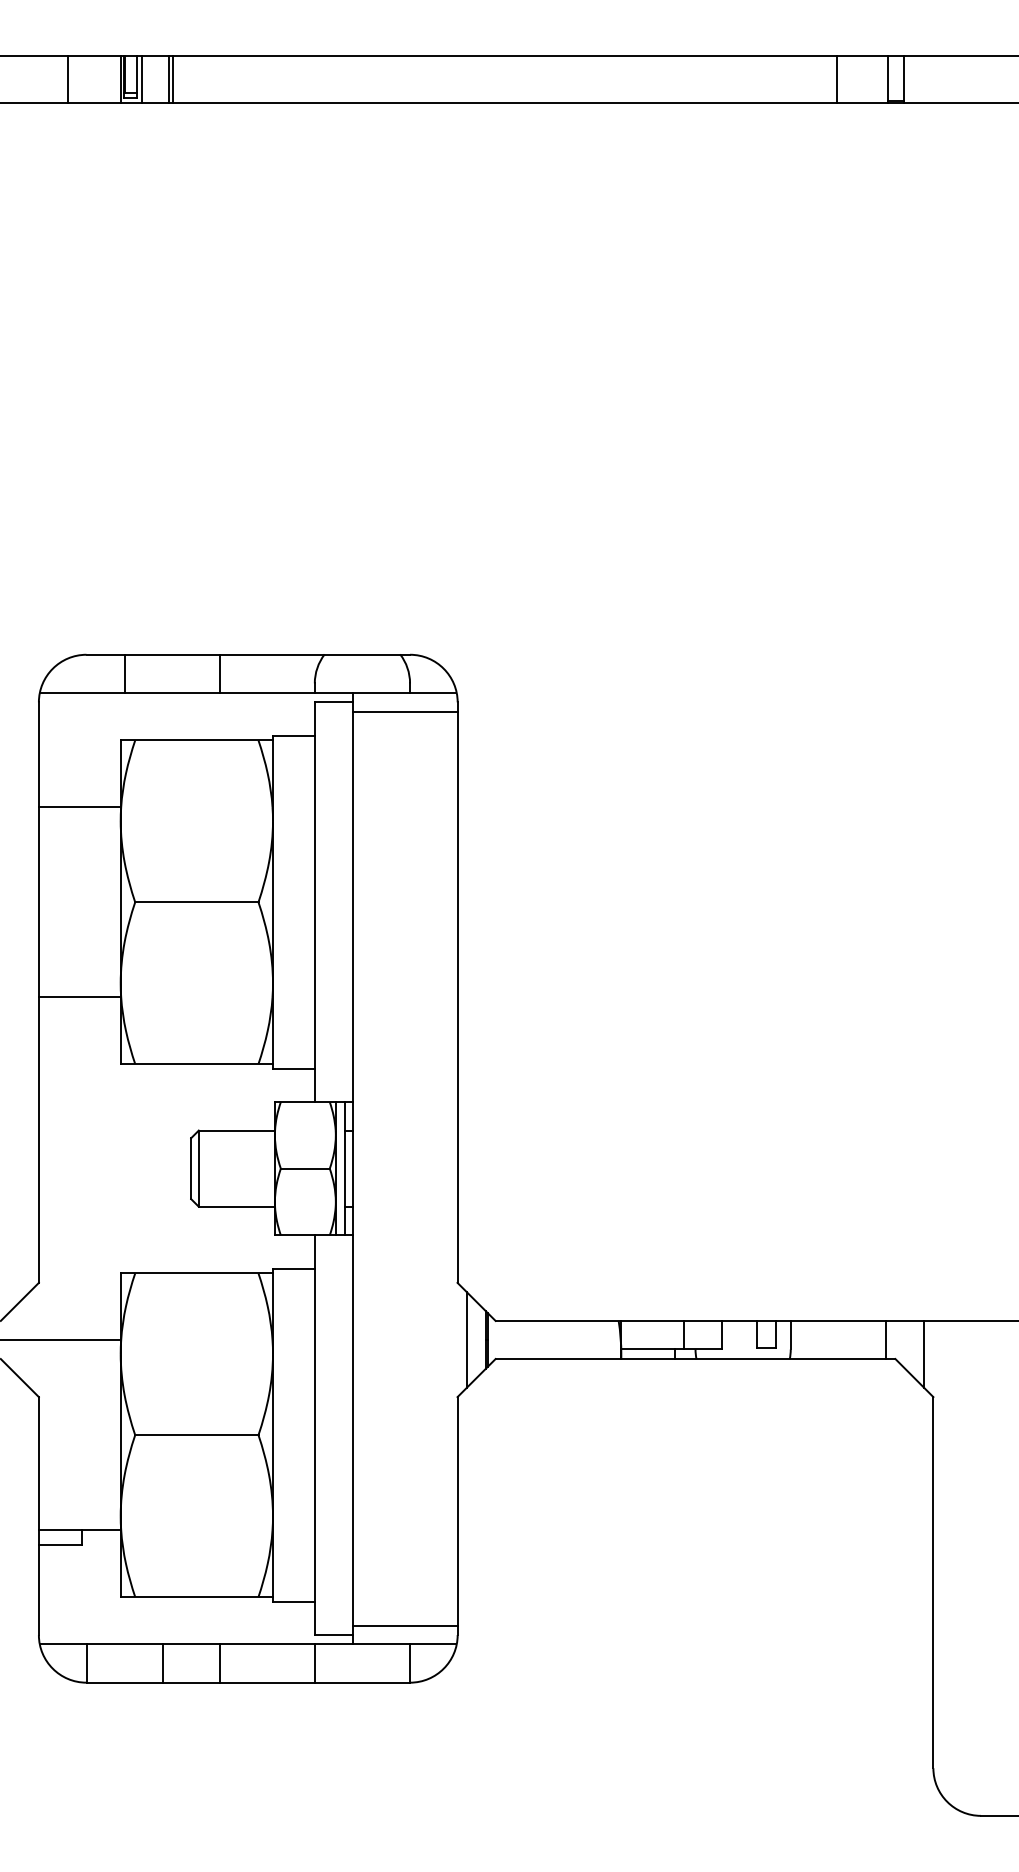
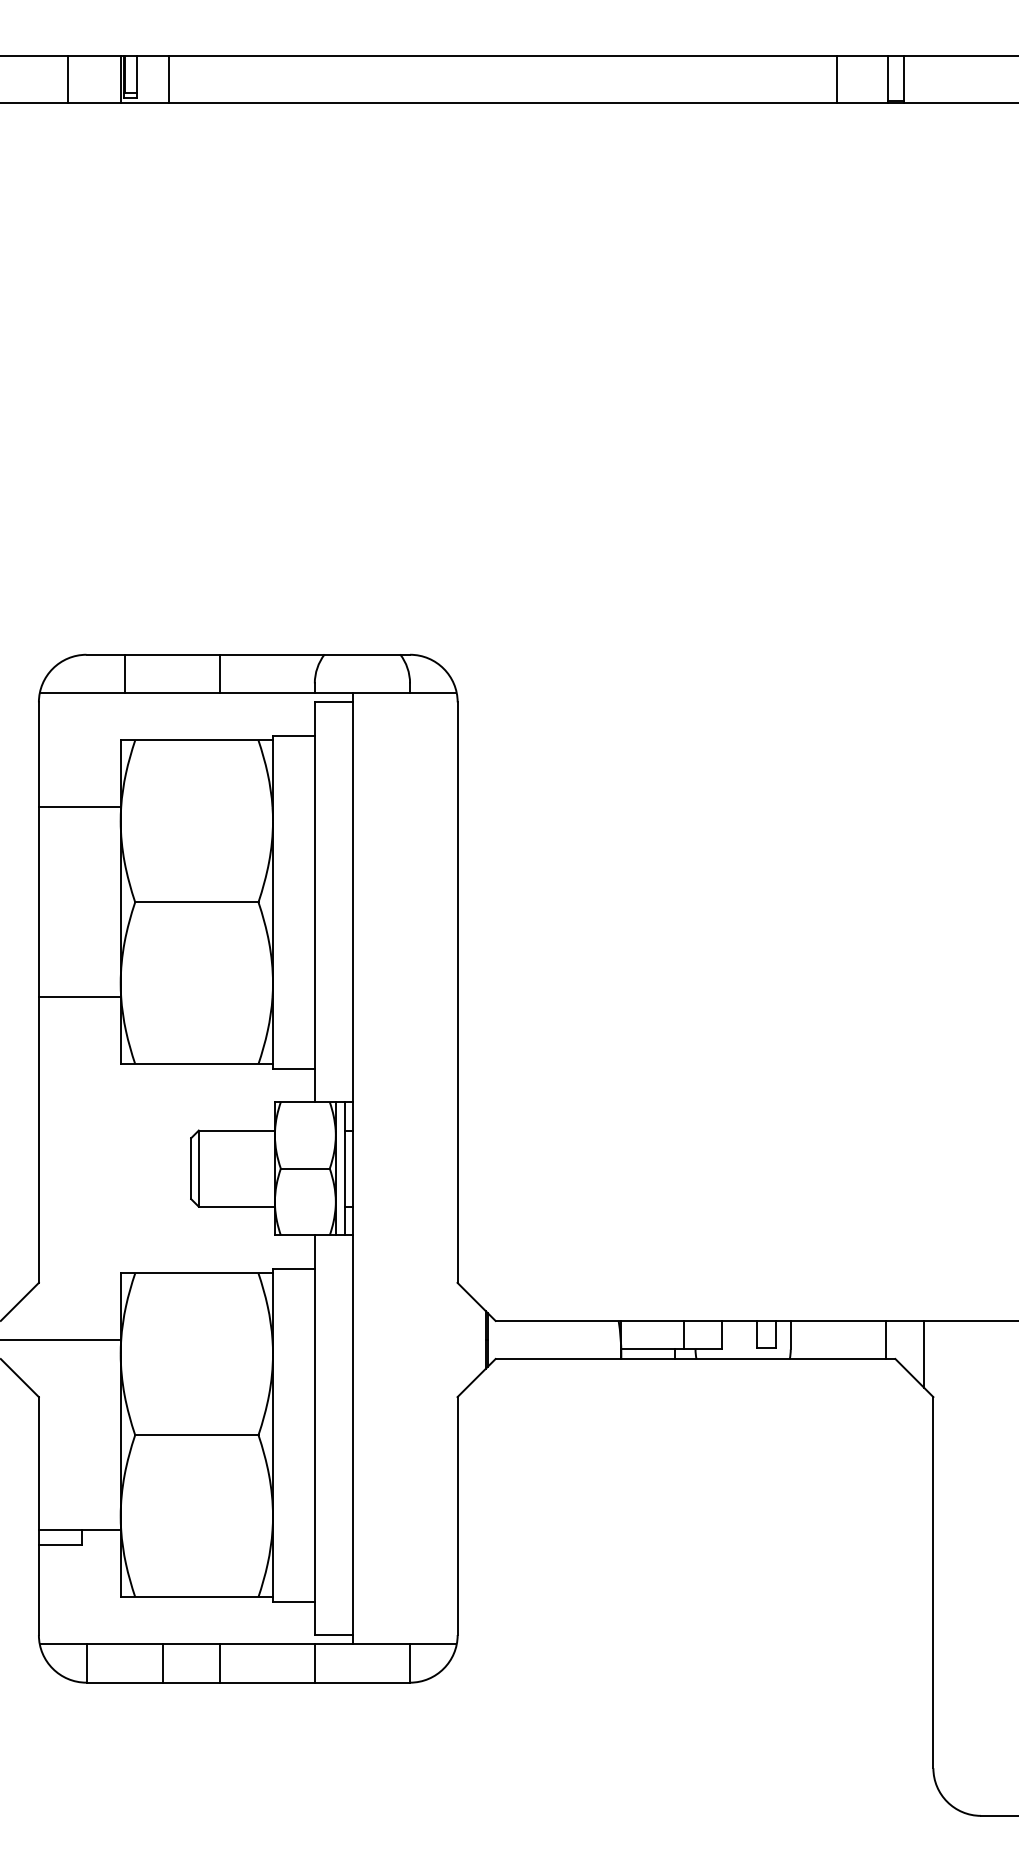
line: present -> none (142, 79)
line: present -> none (172, 79)
line: present -> none (404, 711)
line: present -> none (467, 1339)
line: present -> none (404, 1625)
